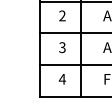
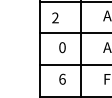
text position: (62, 15) -> (55, 17) (55, 17)
text: 3 -> 0 (62, 47)
text: 4 -> 6 (61, 78)
